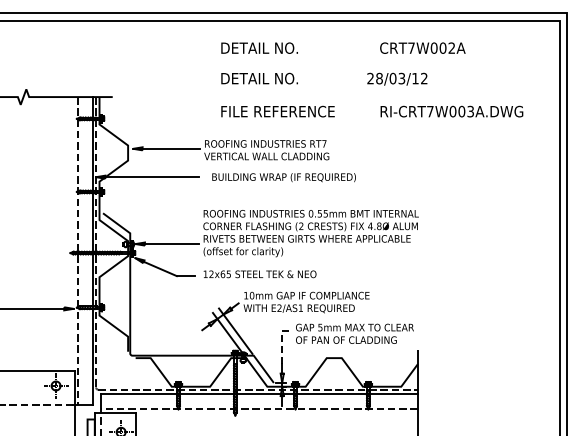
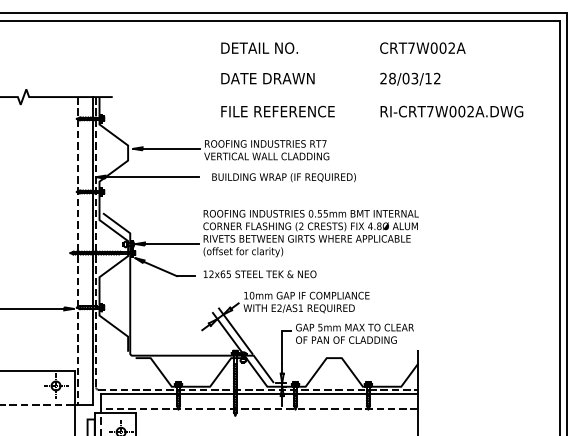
text: DETAIL NO. -> DATE DRAWN (272, 78)
text position: (397, 78) -> (410, 78) (410, 78)
text: RI-CRT7W003A.DWG -> RI-CRT7W002A.DWG (470, 111)
line: dashed -> solid (282, 341)
